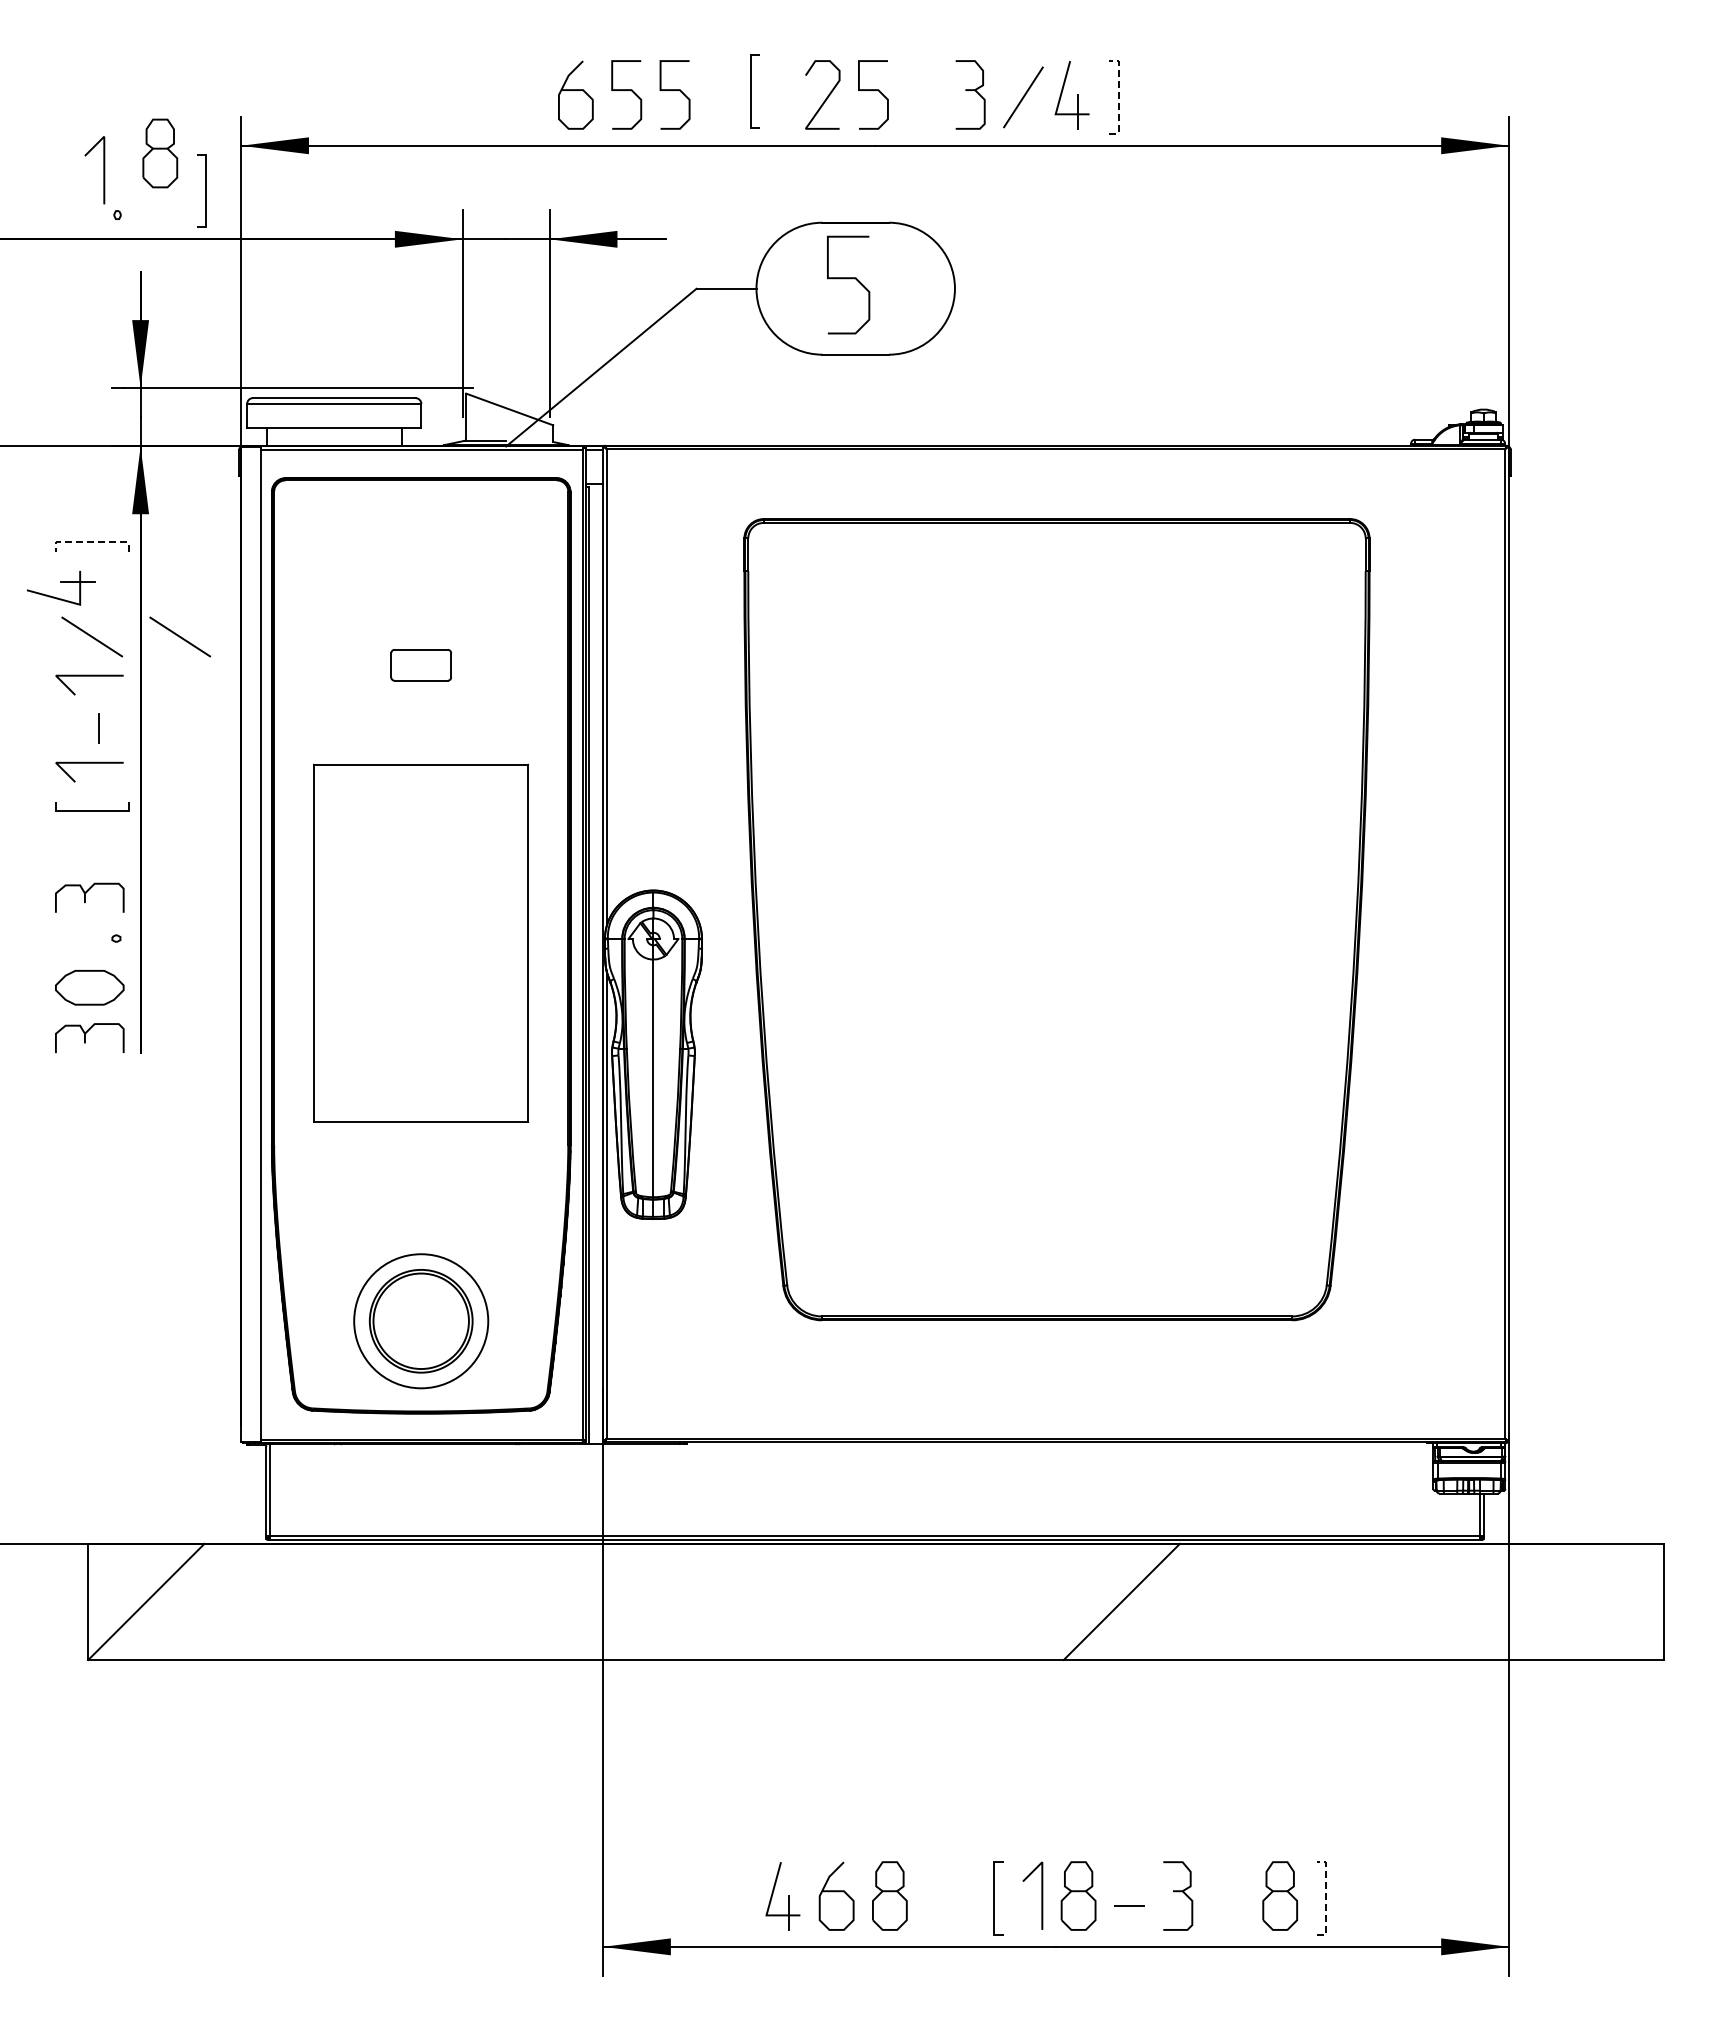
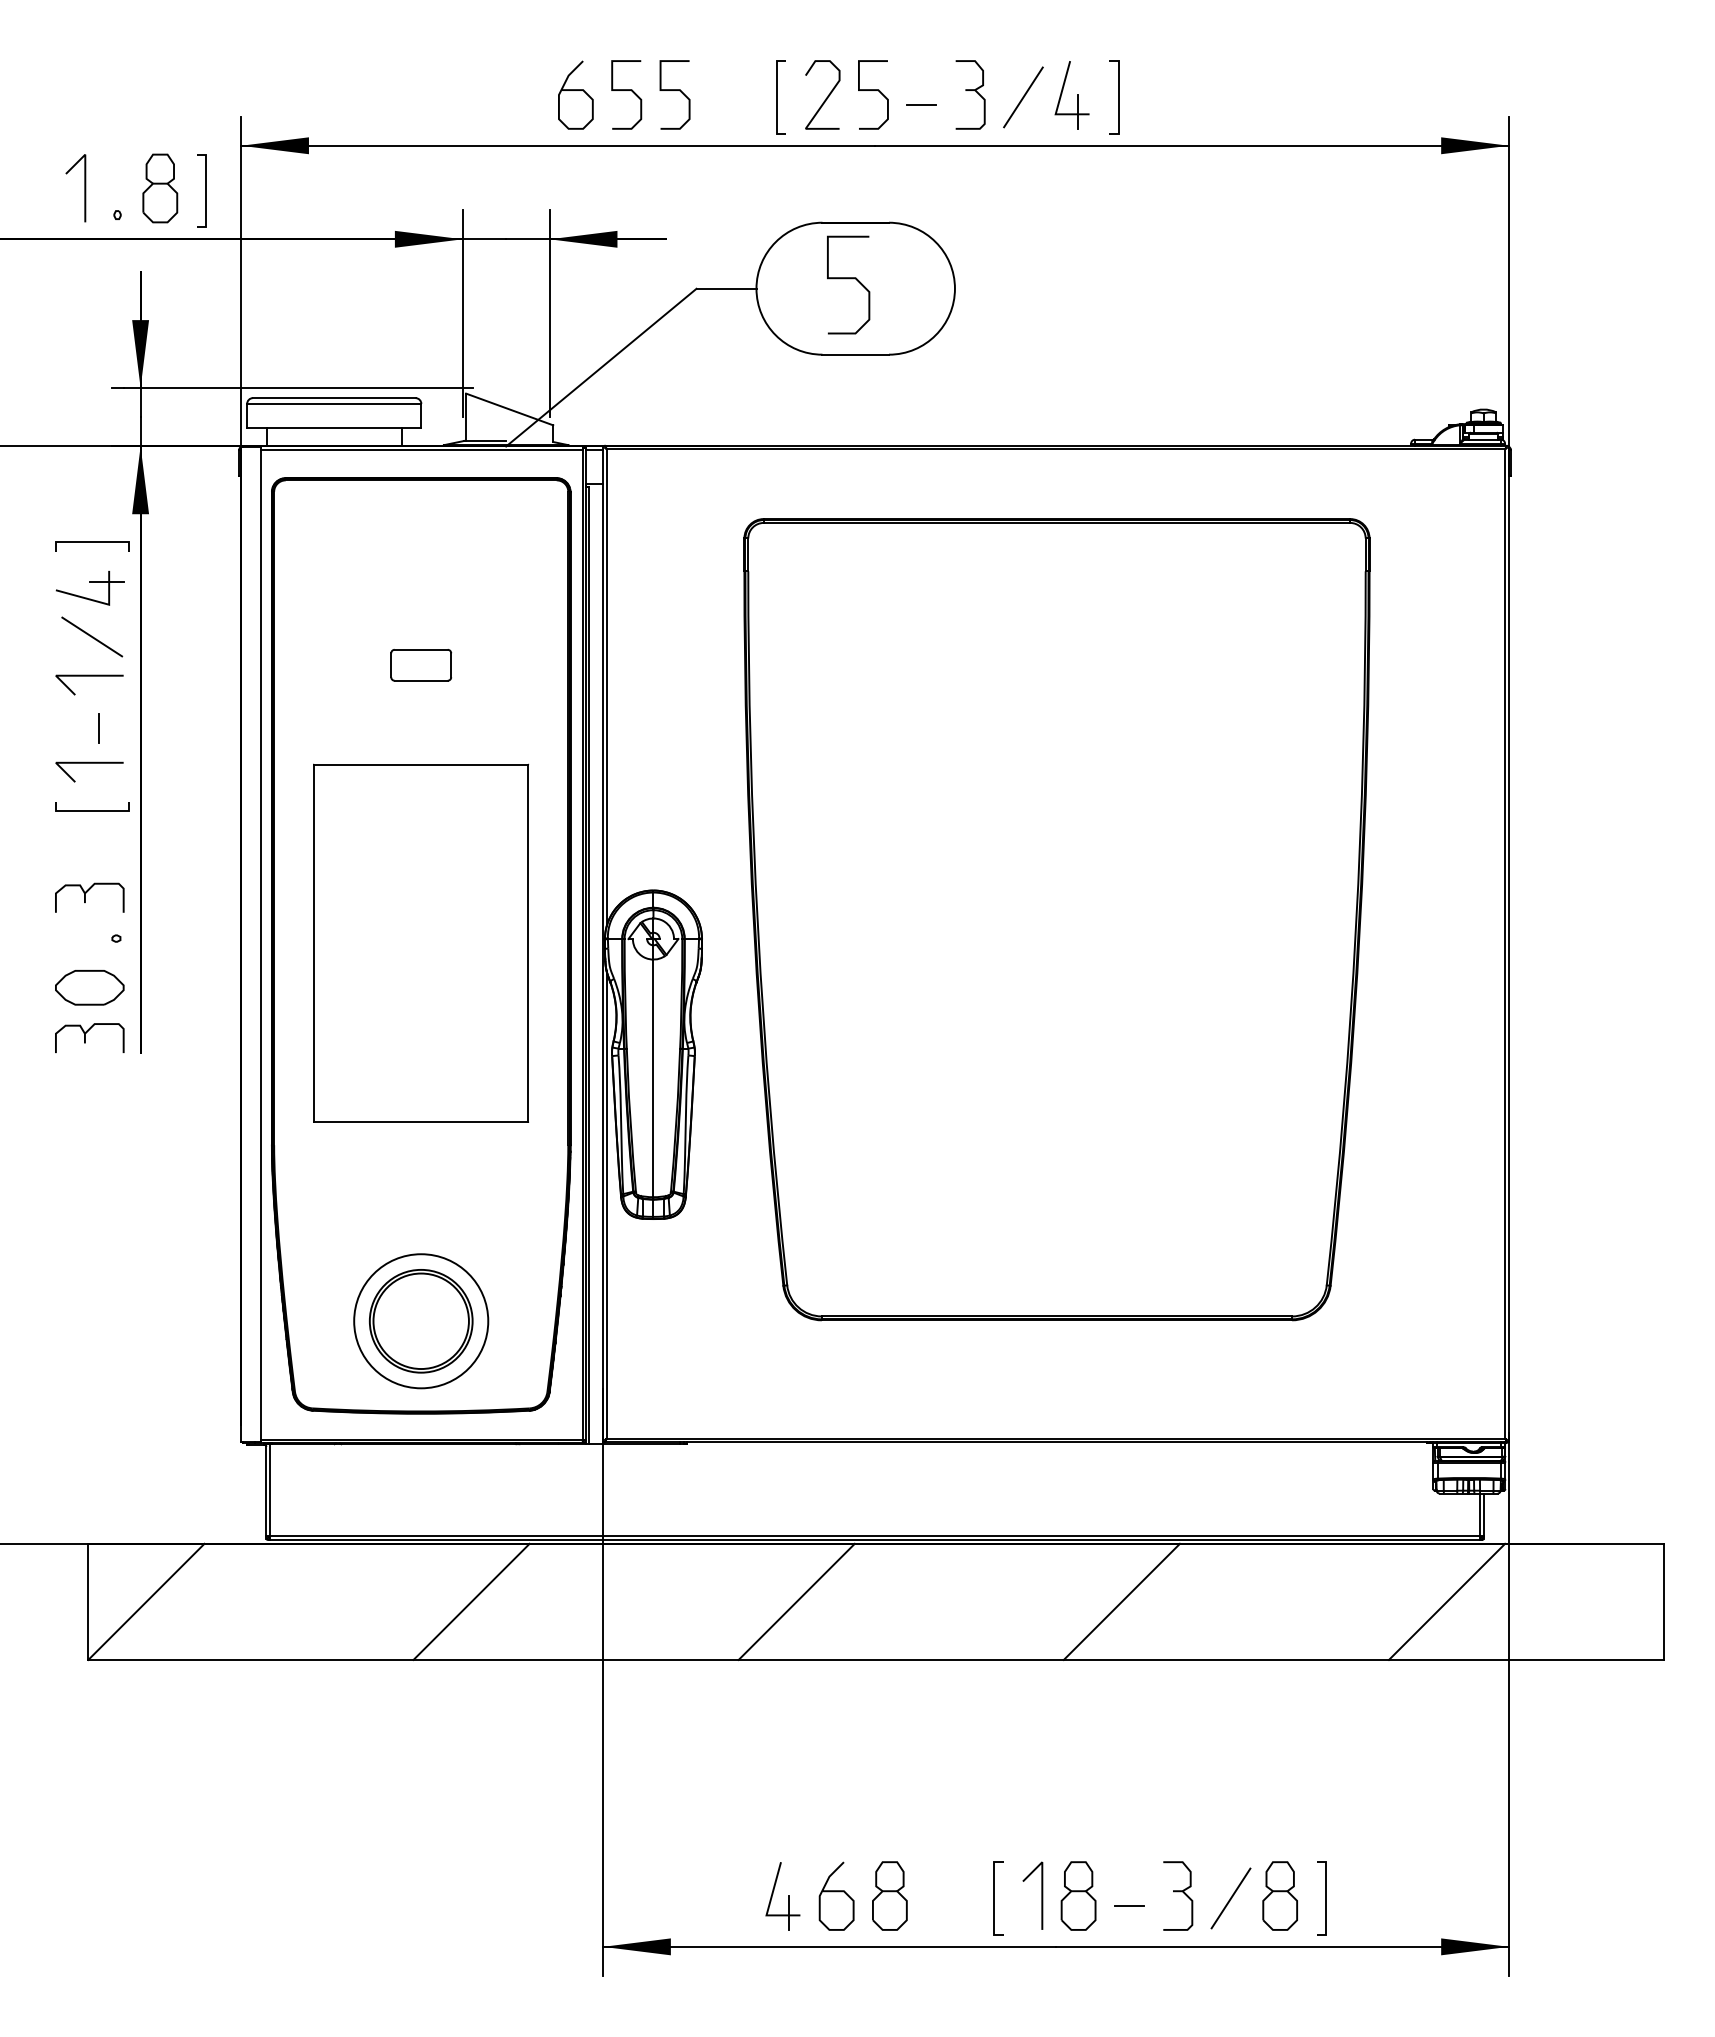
line position: (751, 91) -> (777, 97) (777, 97)
line: dashed -> solid (1118, 96)
line: none -> present (921, 104)
part position: (160, 153) -> (160, 188) (160, 188)
line position: (103, 170) -> (84, 188) (84, 188)
line: dashed -> solid (91, 541)
part position: (60, 587) -> (89, 587) (89, 587)
line: present -> none (180, 636)
line: none -> present (471, 1601)
line: none -> present (796, 1601)
line: none -> present (1446, 1601)
line: dashed -> solid (1326, 1897)
line: none -> present (1230, 1898)
